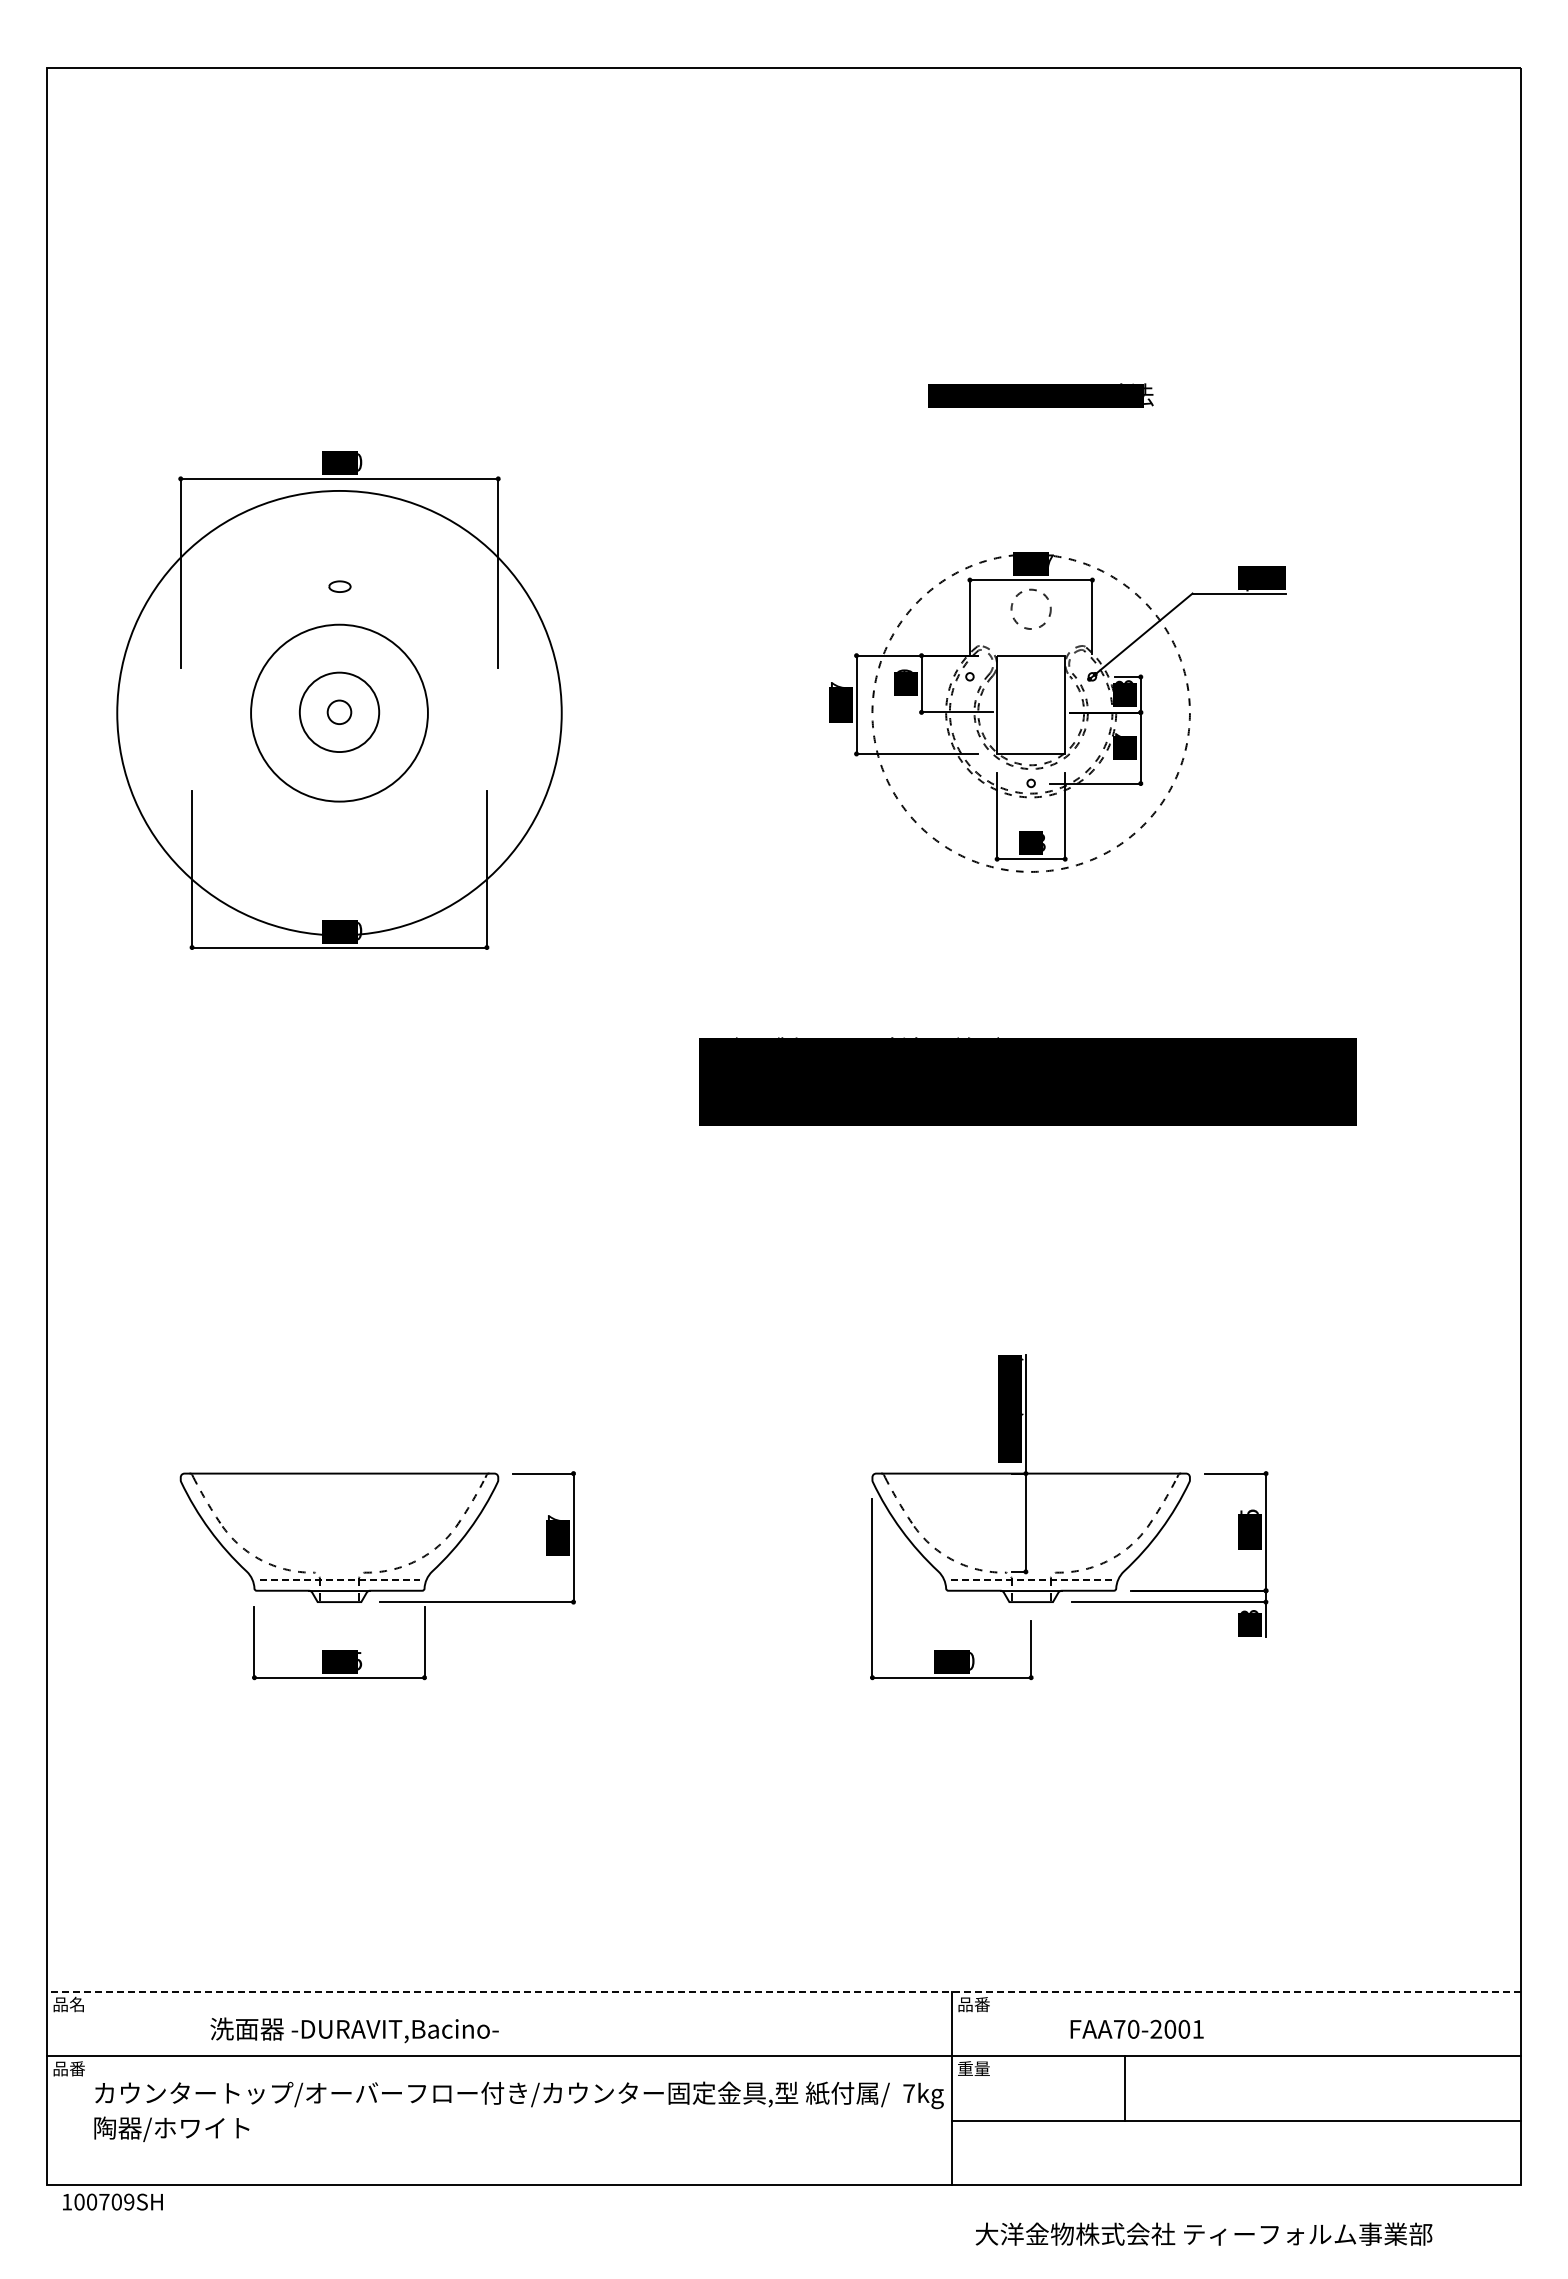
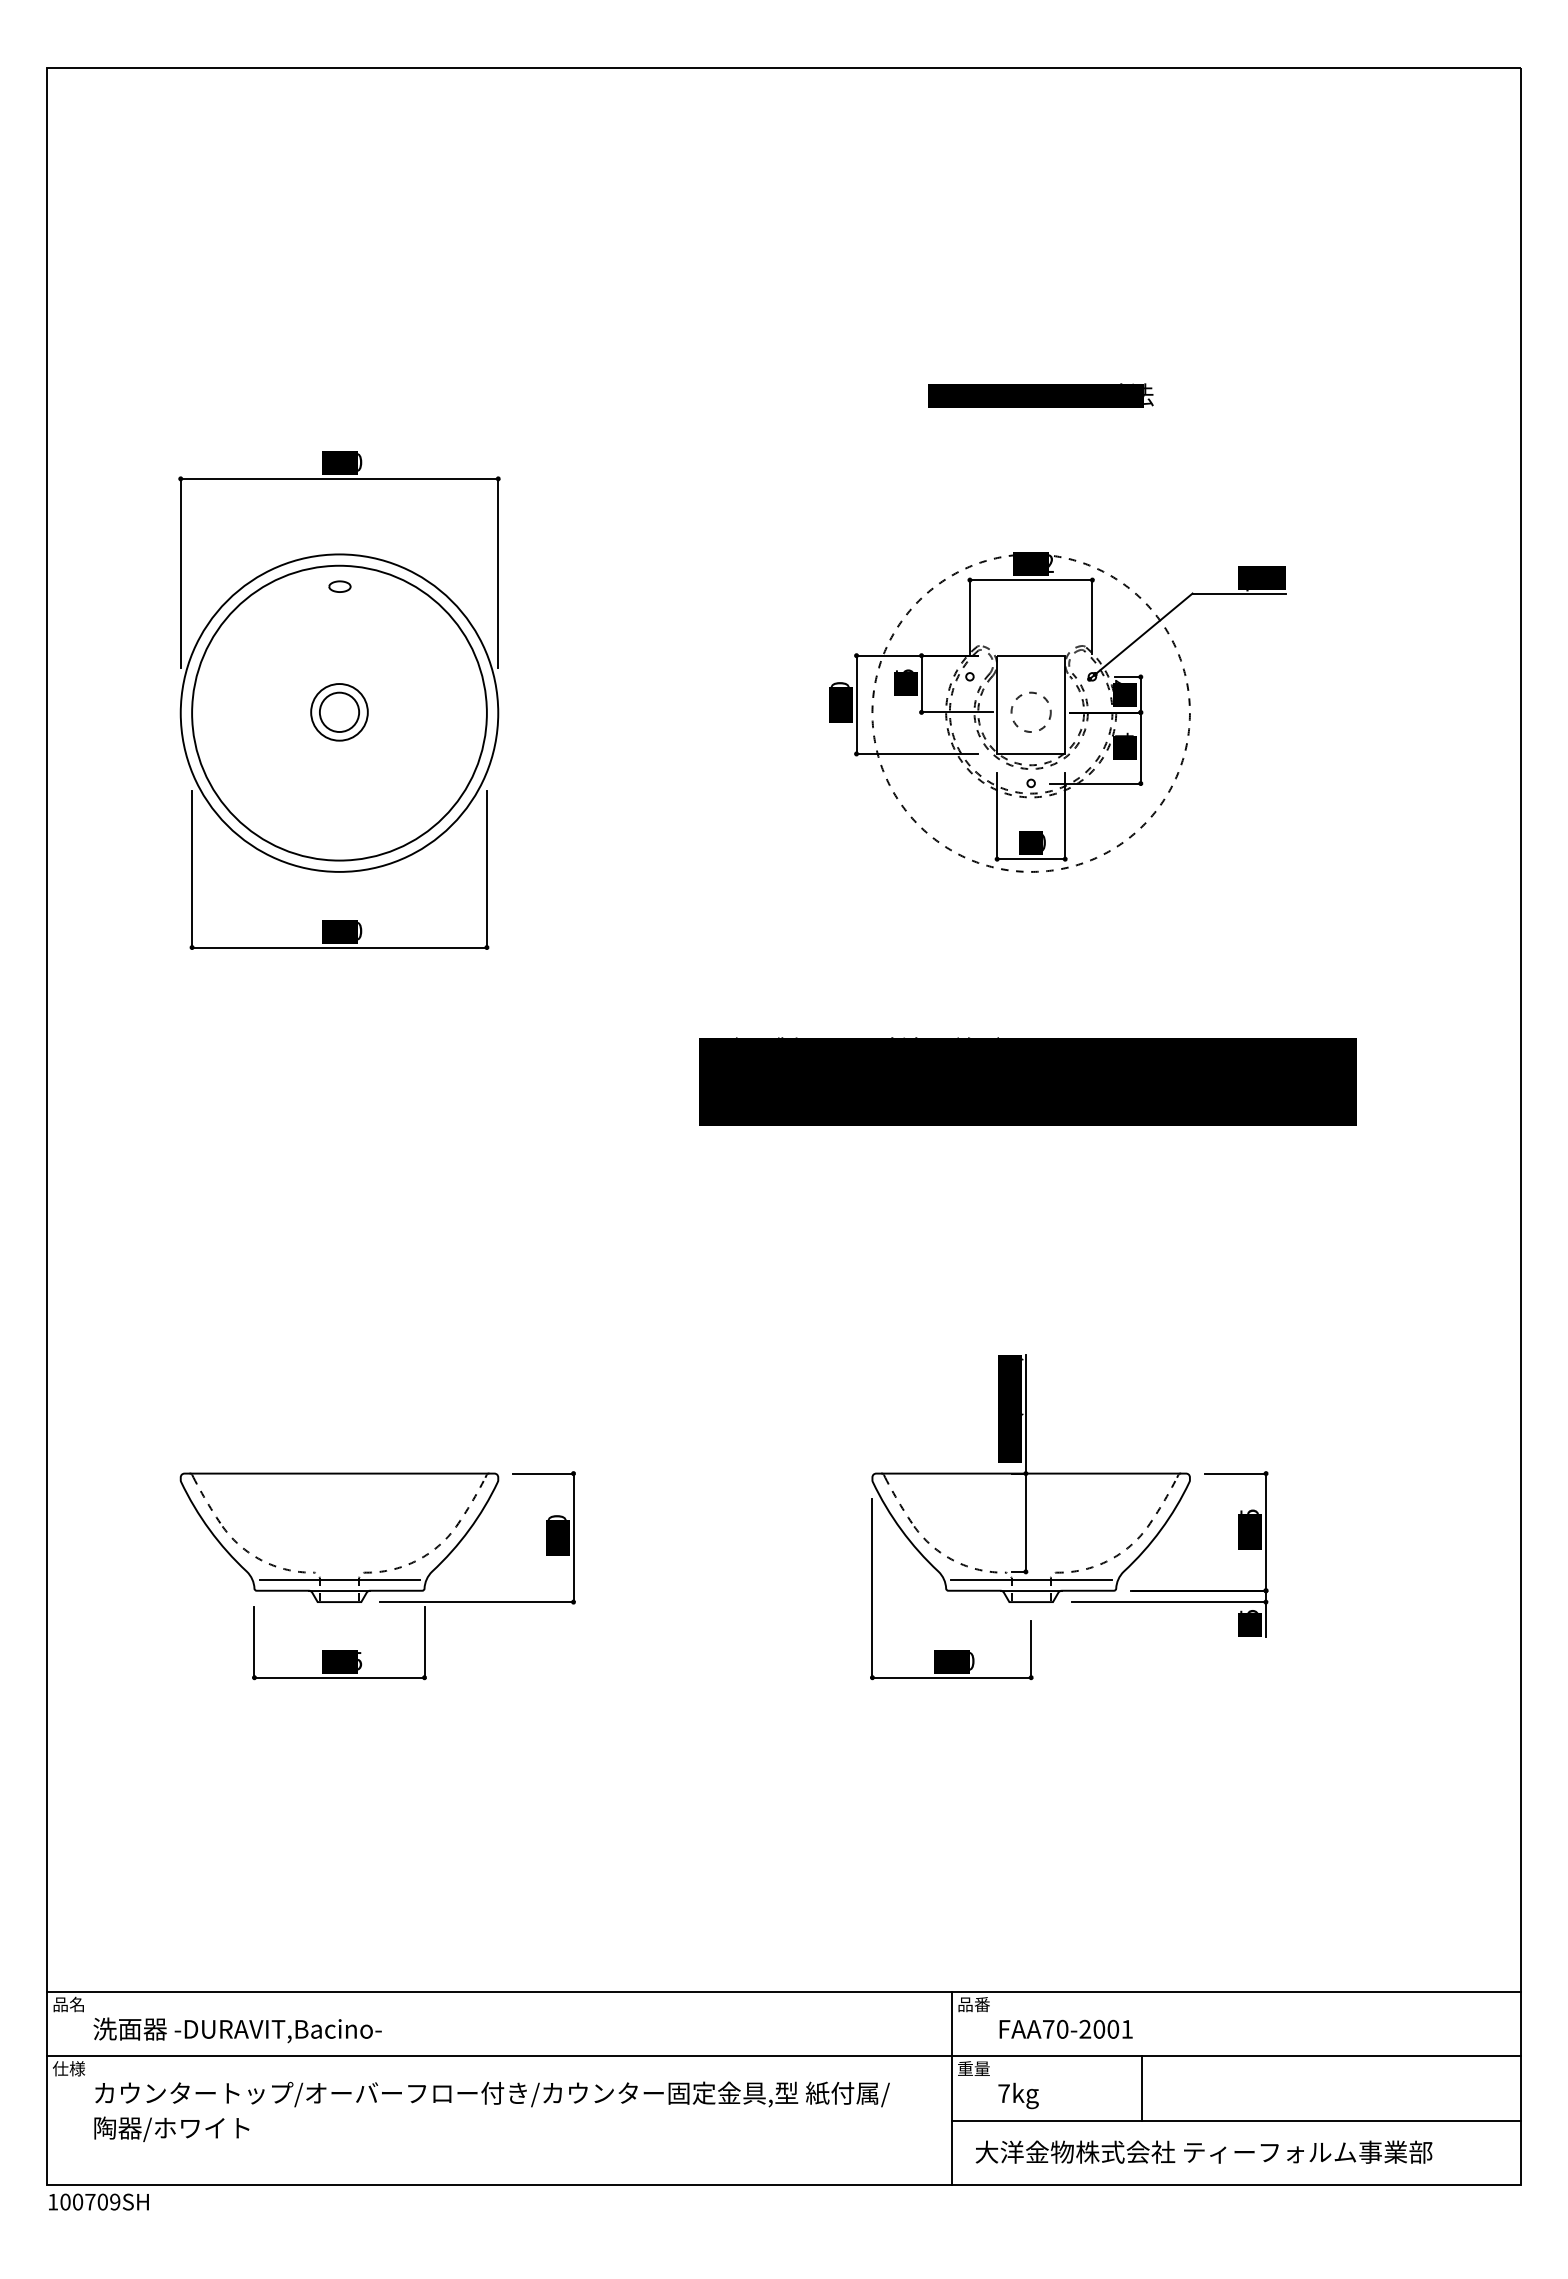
text: 237 -> 162 (1051, 563)
circle position: (1030, 608) -> (1030, 711) (1030, 711)
text: 59 -> 75 (904, 670)
text: 43 -> 47 (1123, 681)
text: 167 -> 130 (839, 684)
circle diameter: 177 px -> 295 px (339, 712)
circle diameter: 24 px -> 39 px (339, 712)
circle diameter: 444 px -> 317 px (339, 712)
circle diameter: 79 px -> 57 px (339, 712)
text: 97 -> 94 (1124, 733)
text: 73 -> 90 (1044, 842)
text: 247 -> 170 (556, 1517)
line: dashed -> solid (340, 1580)
line: dashed -> solid (1031, 1580)
text: 13 -> 15 (1249, 1611)
line: dashed -> solid (783, 1992)
text position: (1136, 2028) -> (1065, 2028) (1065, 2028)
text position: (354, 2030) -> (237, 2030) (237, 2030)
text: 品番 -> 仕様 (69, 2068)
line position: (1124, 2088) -> (1141, 2088) (1141, 2088)
text position: (923, 2095) -> (1018, 2095) (1018, 2095)
text position: (112, 2201) -> (98, 2201) (98, 2201)
text position: (1203, 2233) -> (1203, 2151) (1203, 2151)
